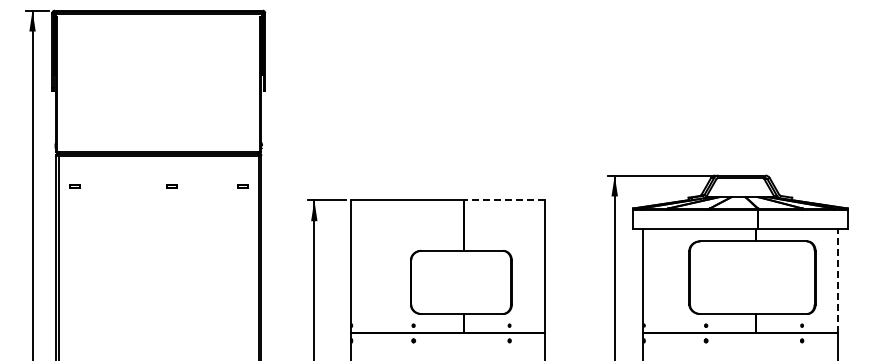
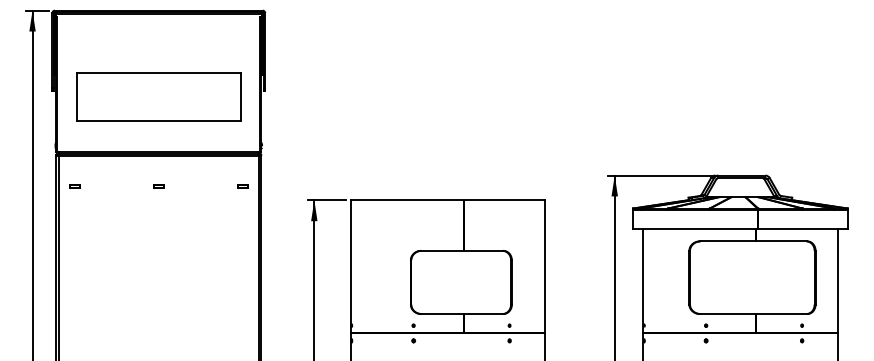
part: none -> present (158, 96)
part position: (171, 186) -> (158, 186) (158, 186)
line: dashed -> solid (504, 200)
line: dashed -> solid (837, 280)
